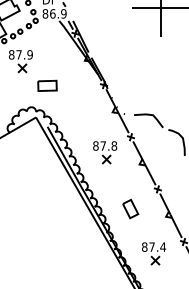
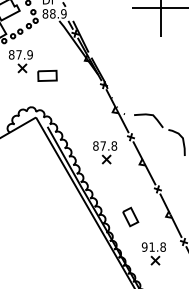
text: 86.9 -> 88.9 (52, 13)
part position: (47, 85) -> (47, 75) (47, 75)
part position: (130, 208) -> (130, 216) (130, 216)
text: 87.4 -> 91.8 (153, 246)
